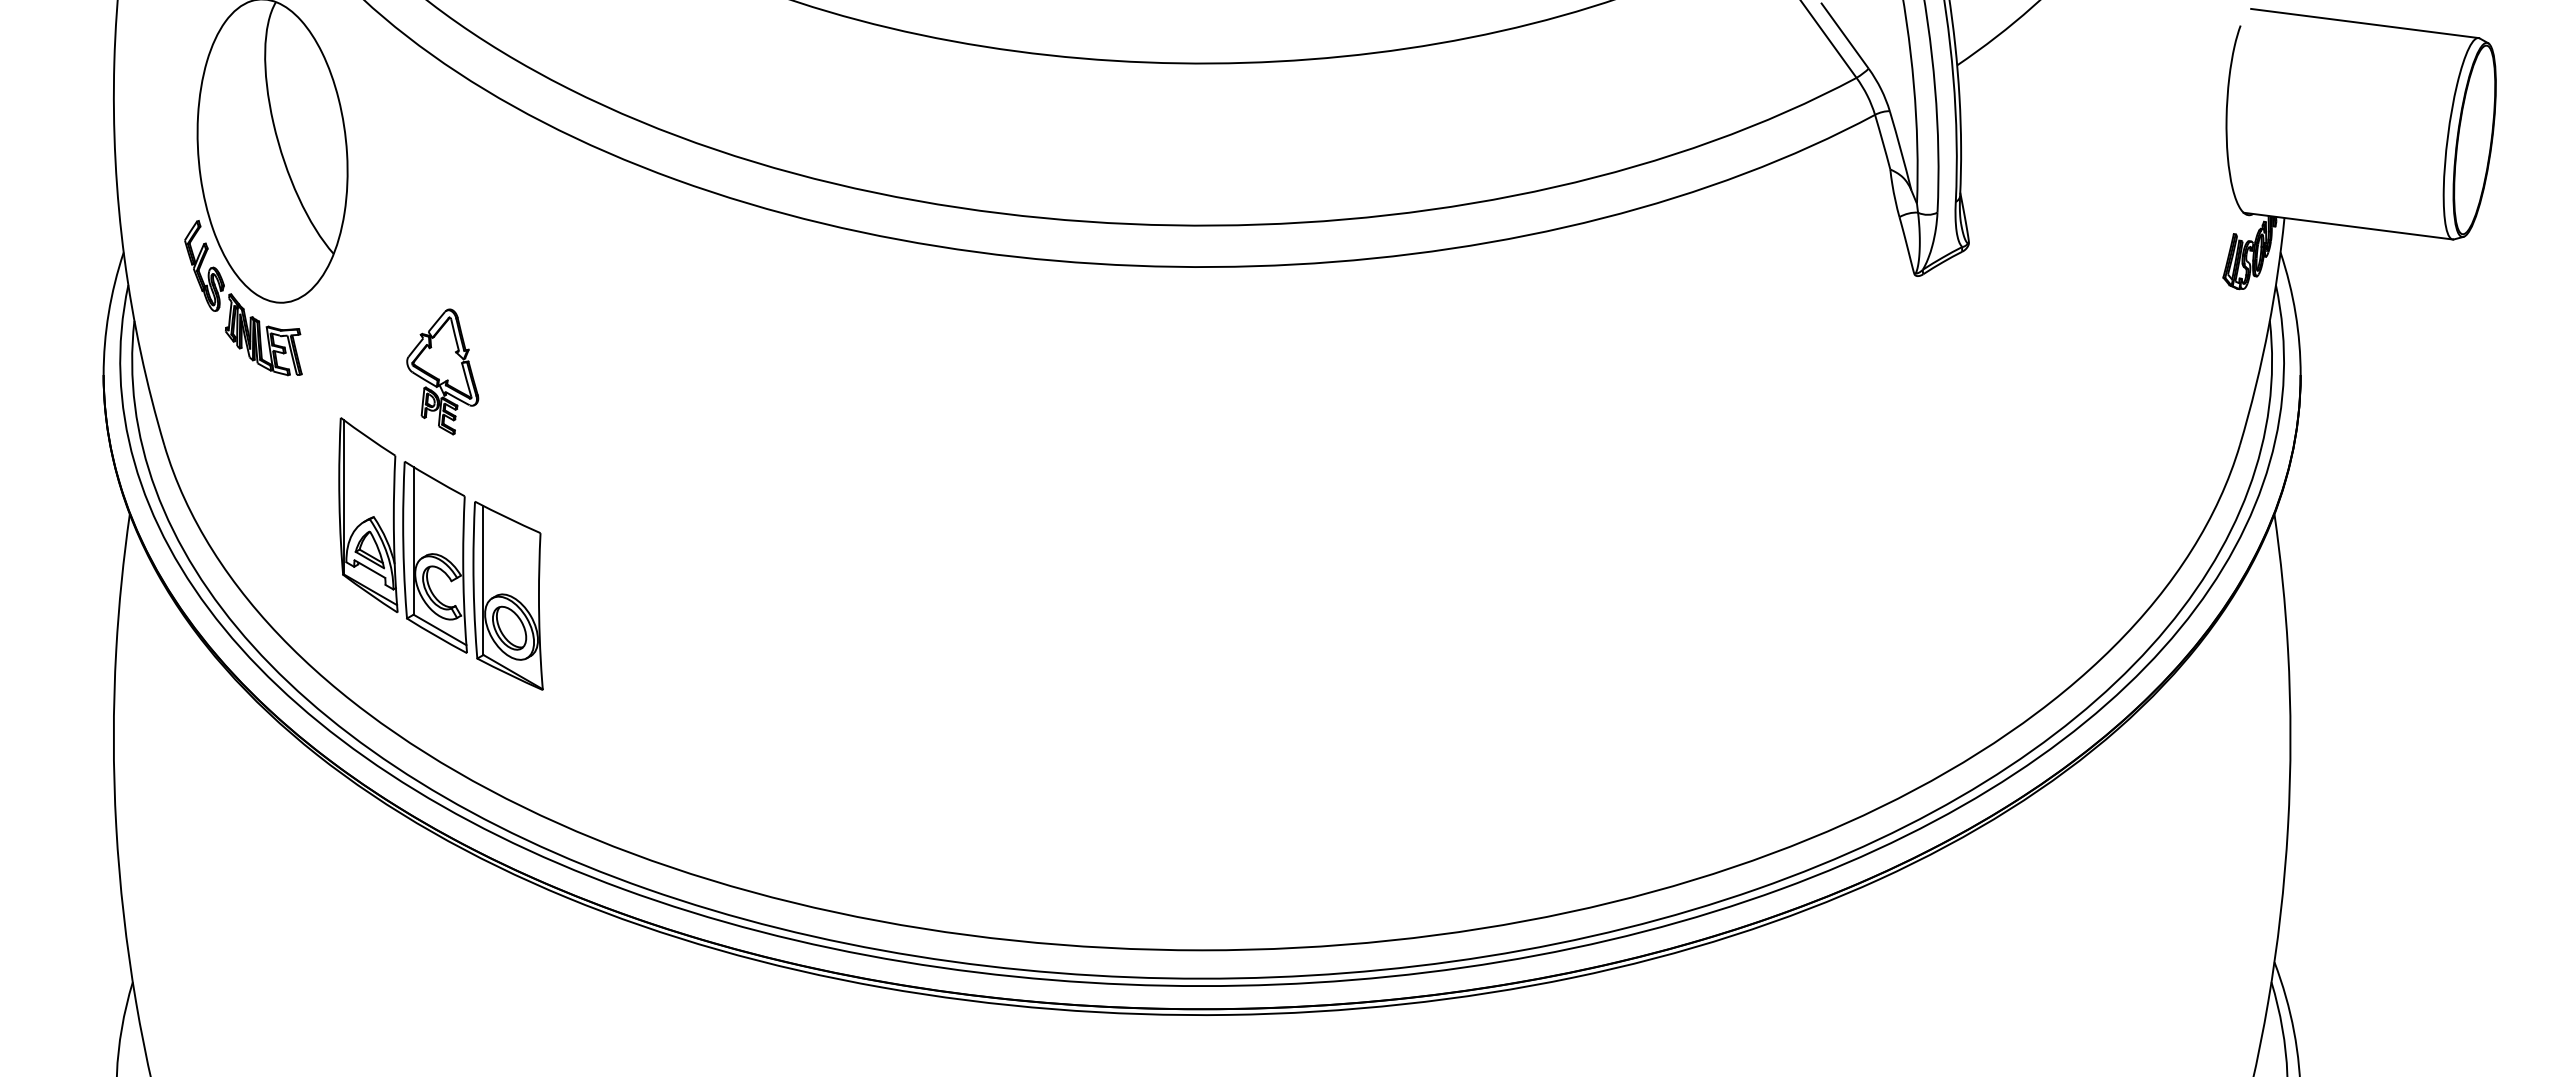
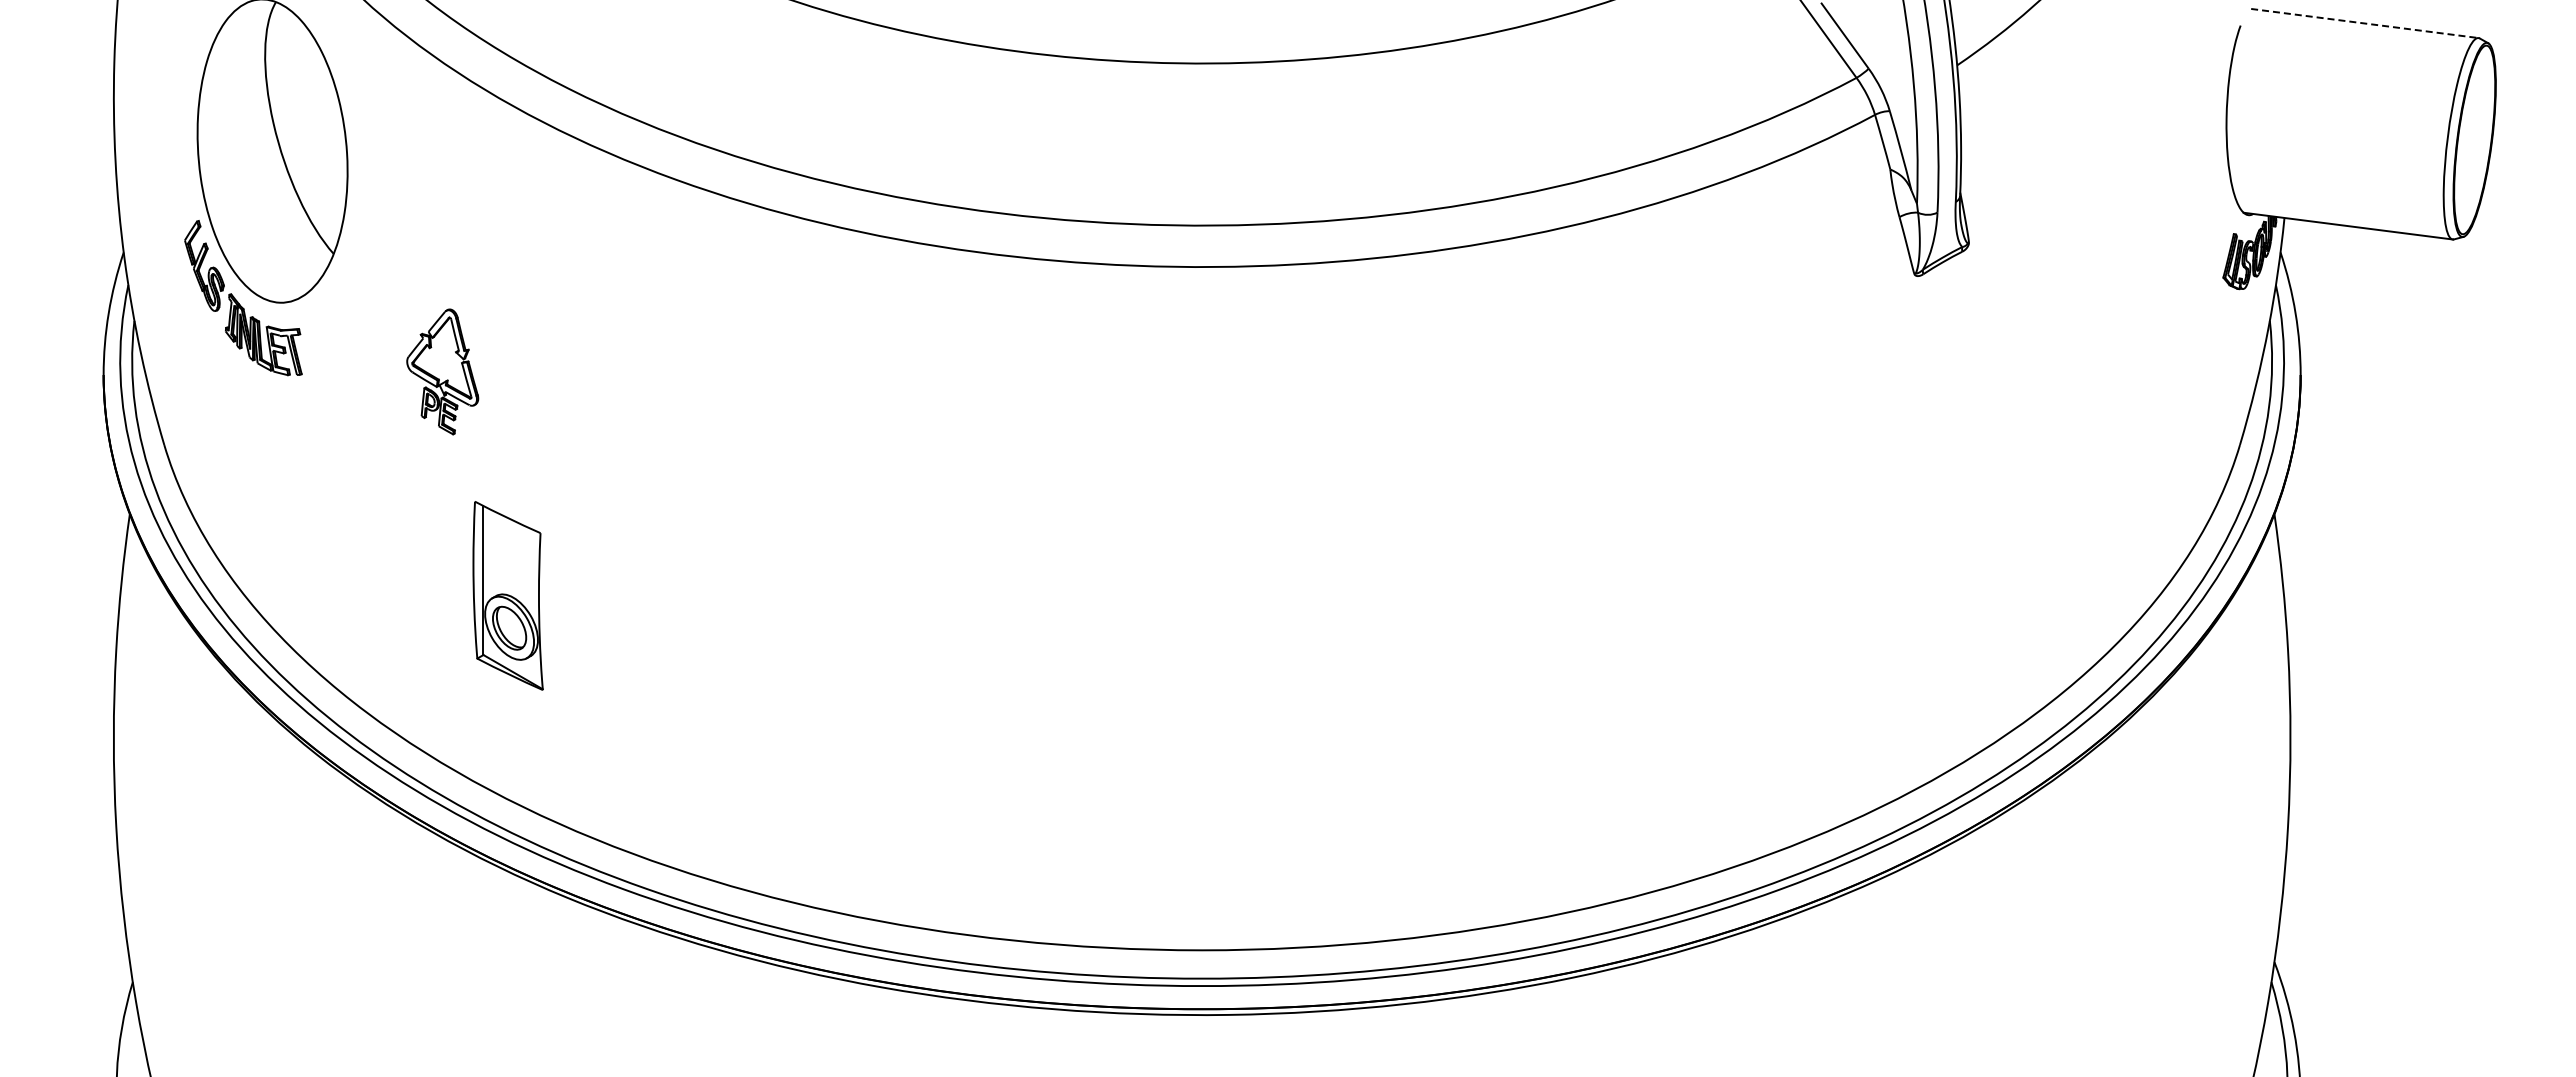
line: solid -> dashed (2364, 23)
part: present -> none (402, 535)
